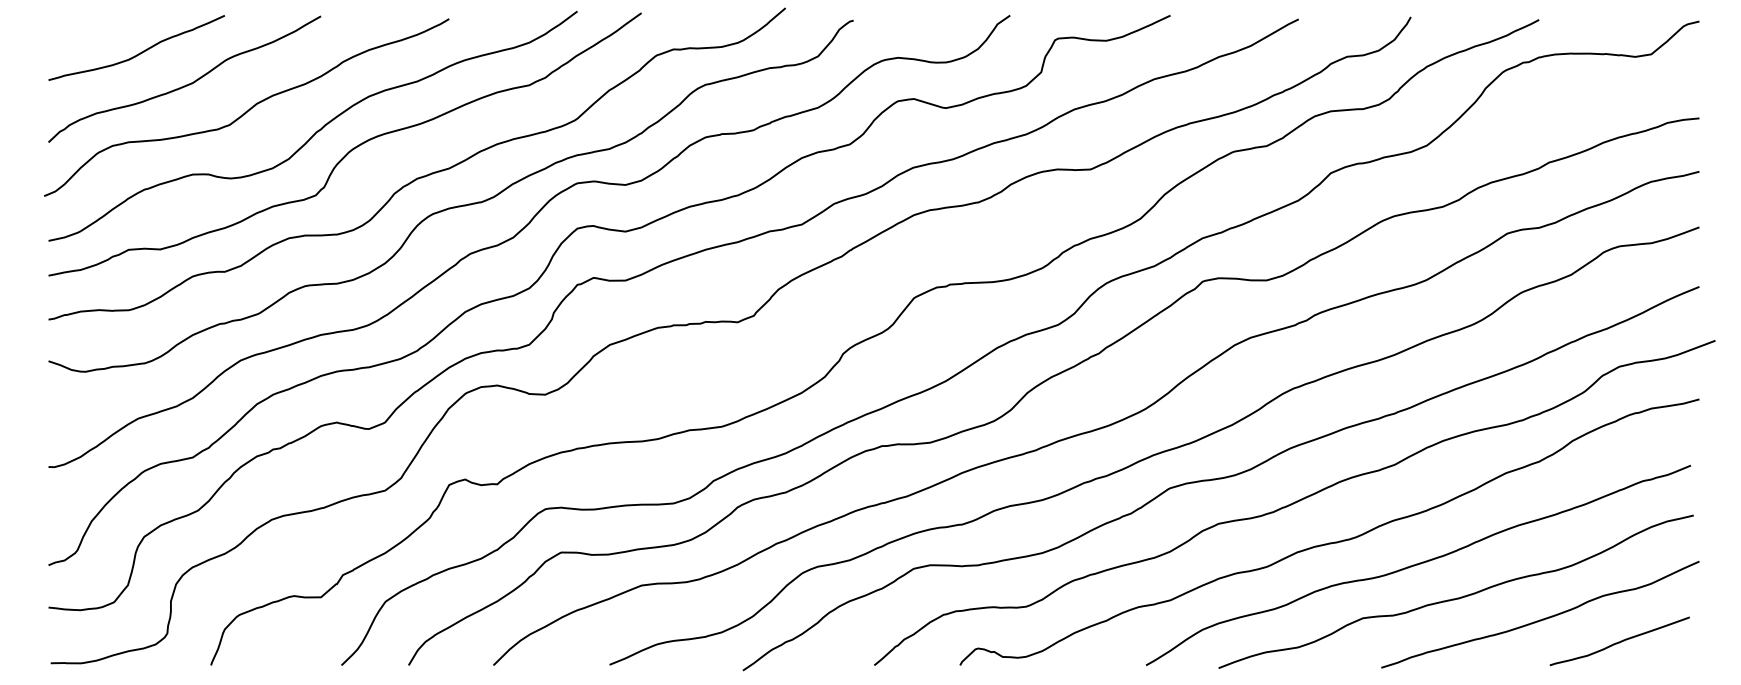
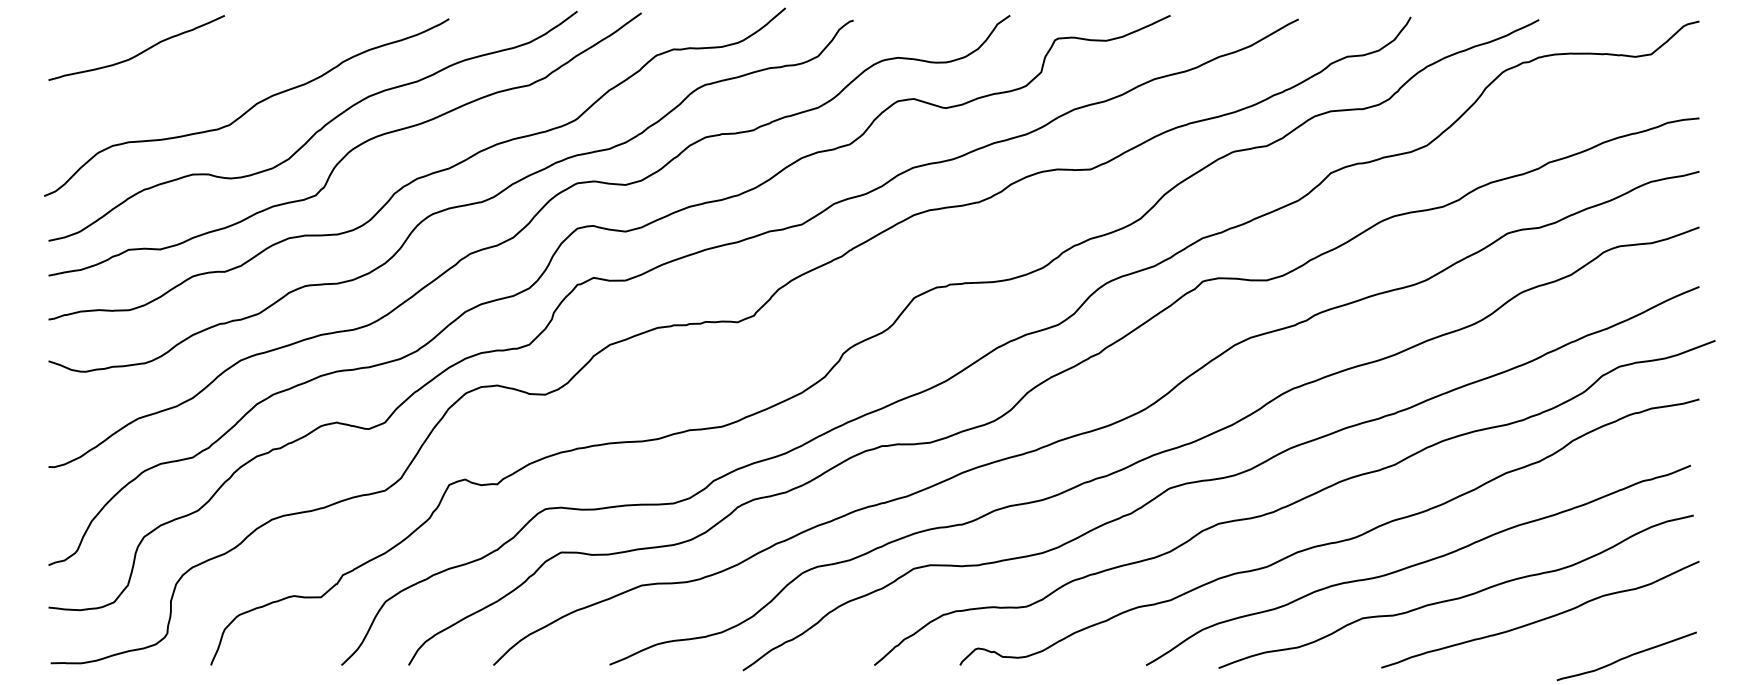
curve: present -> none (186, 84)
curve position: (1619, 641) -> (1626, 656) (1626, 656)
